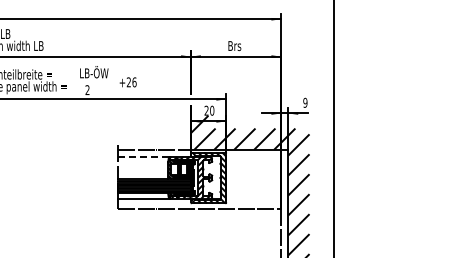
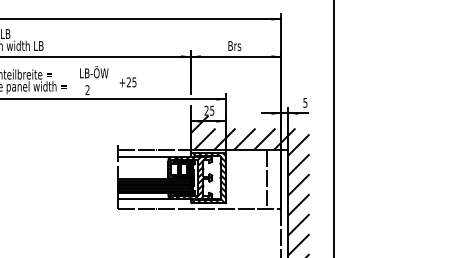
text: +26 -> +25 (134, 82)
text: 9 -> 5 (305, 102)
text: 20 -> 25 (212, 110)
line: dashed -> solid (144, 156)
line: none -> present (267, 178)
